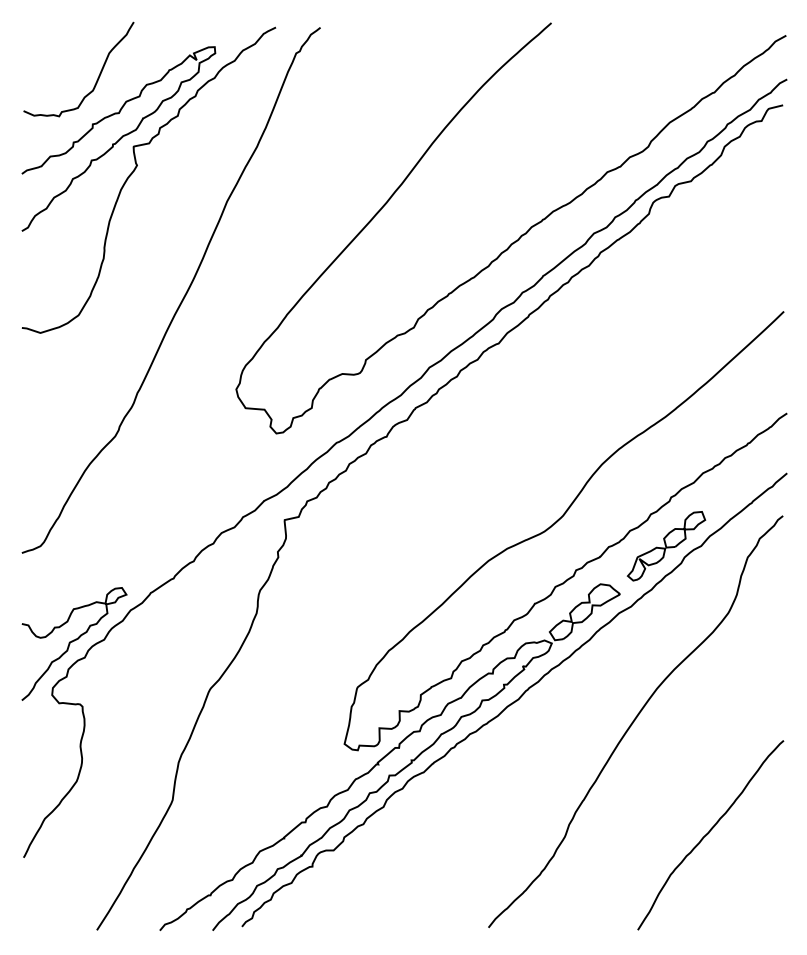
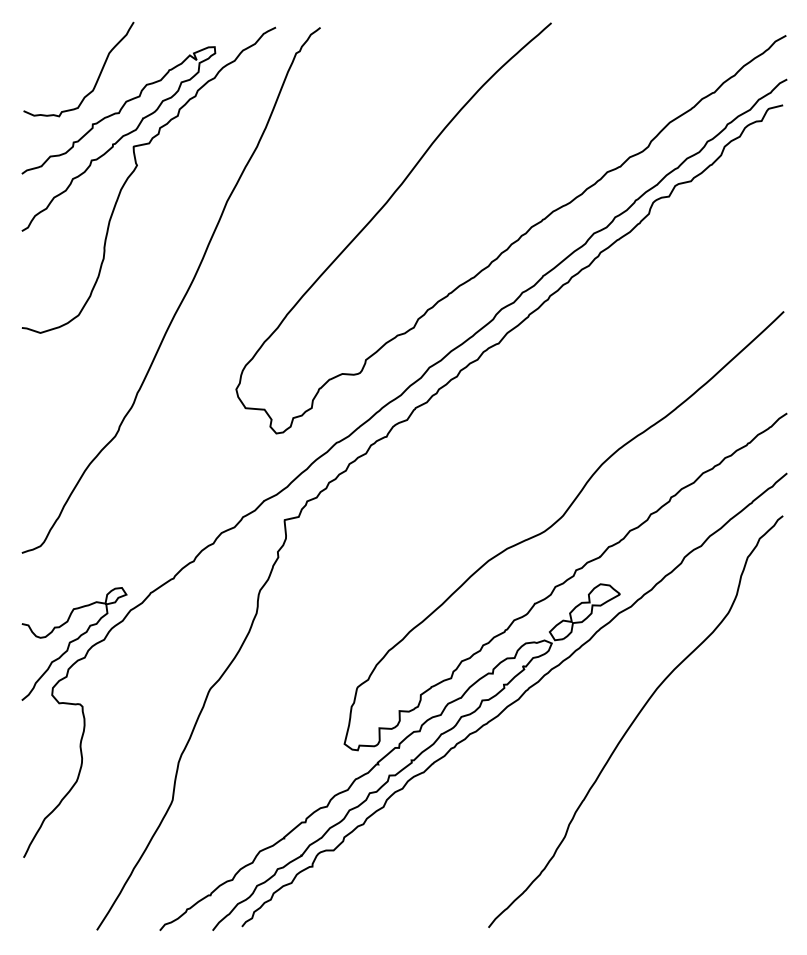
part: present -> none (666, 546)
curve: present -> none (709, 833)
